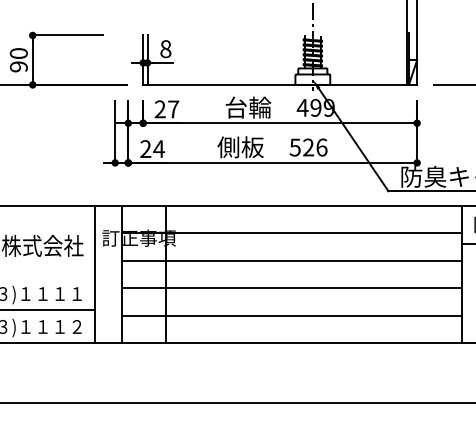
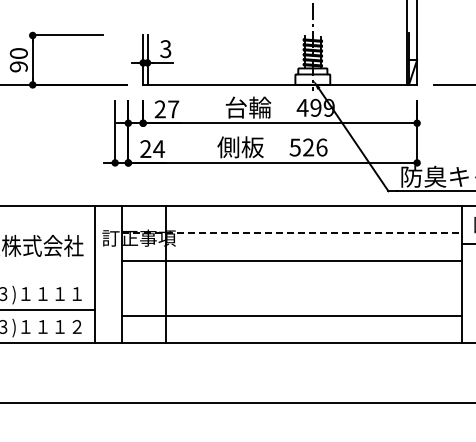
text: 8 -> 3 (165, 48)
line: solid -> dashed (292, 233)
line: present -> none (292, 288)
